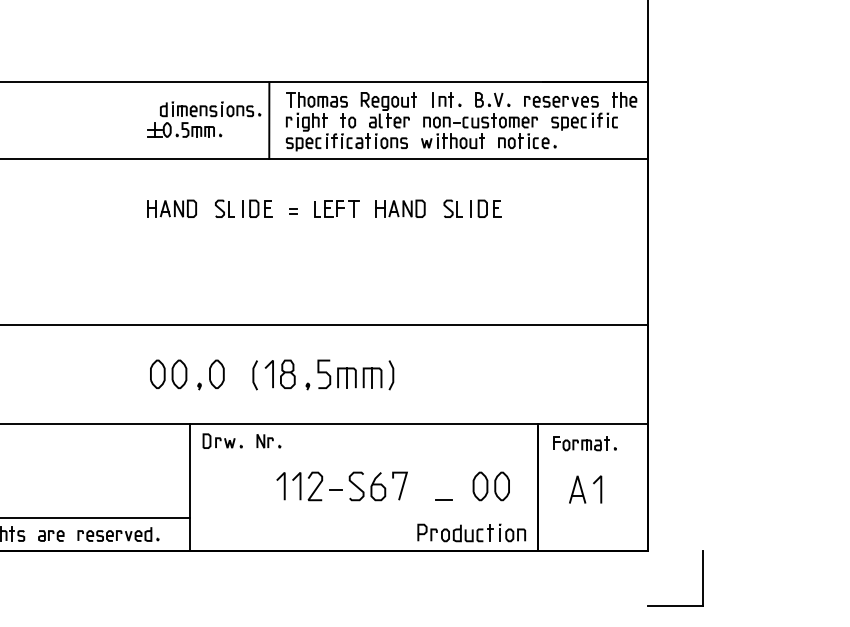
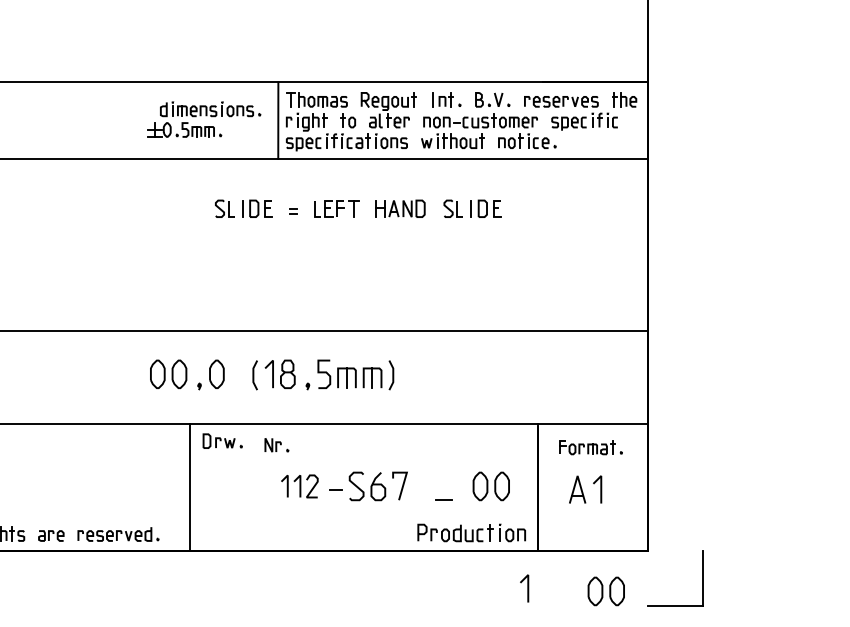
line position: (269, 120) -> (278, 120) (278, 120)
part: present -> none (171, 208)
line position: (324, 324) -> (324, 330) (324, 330)
part position: (268, 441) -> (276, 445) (276, 445)
part position: (584, 443) -> (590, 447) (590, 447)
part size: 48x31 px -> 38x25 px (299, 486)
line: present -> none (95, 517)
line: none -> present (527, 588)
part: none -> present (605, 591)
